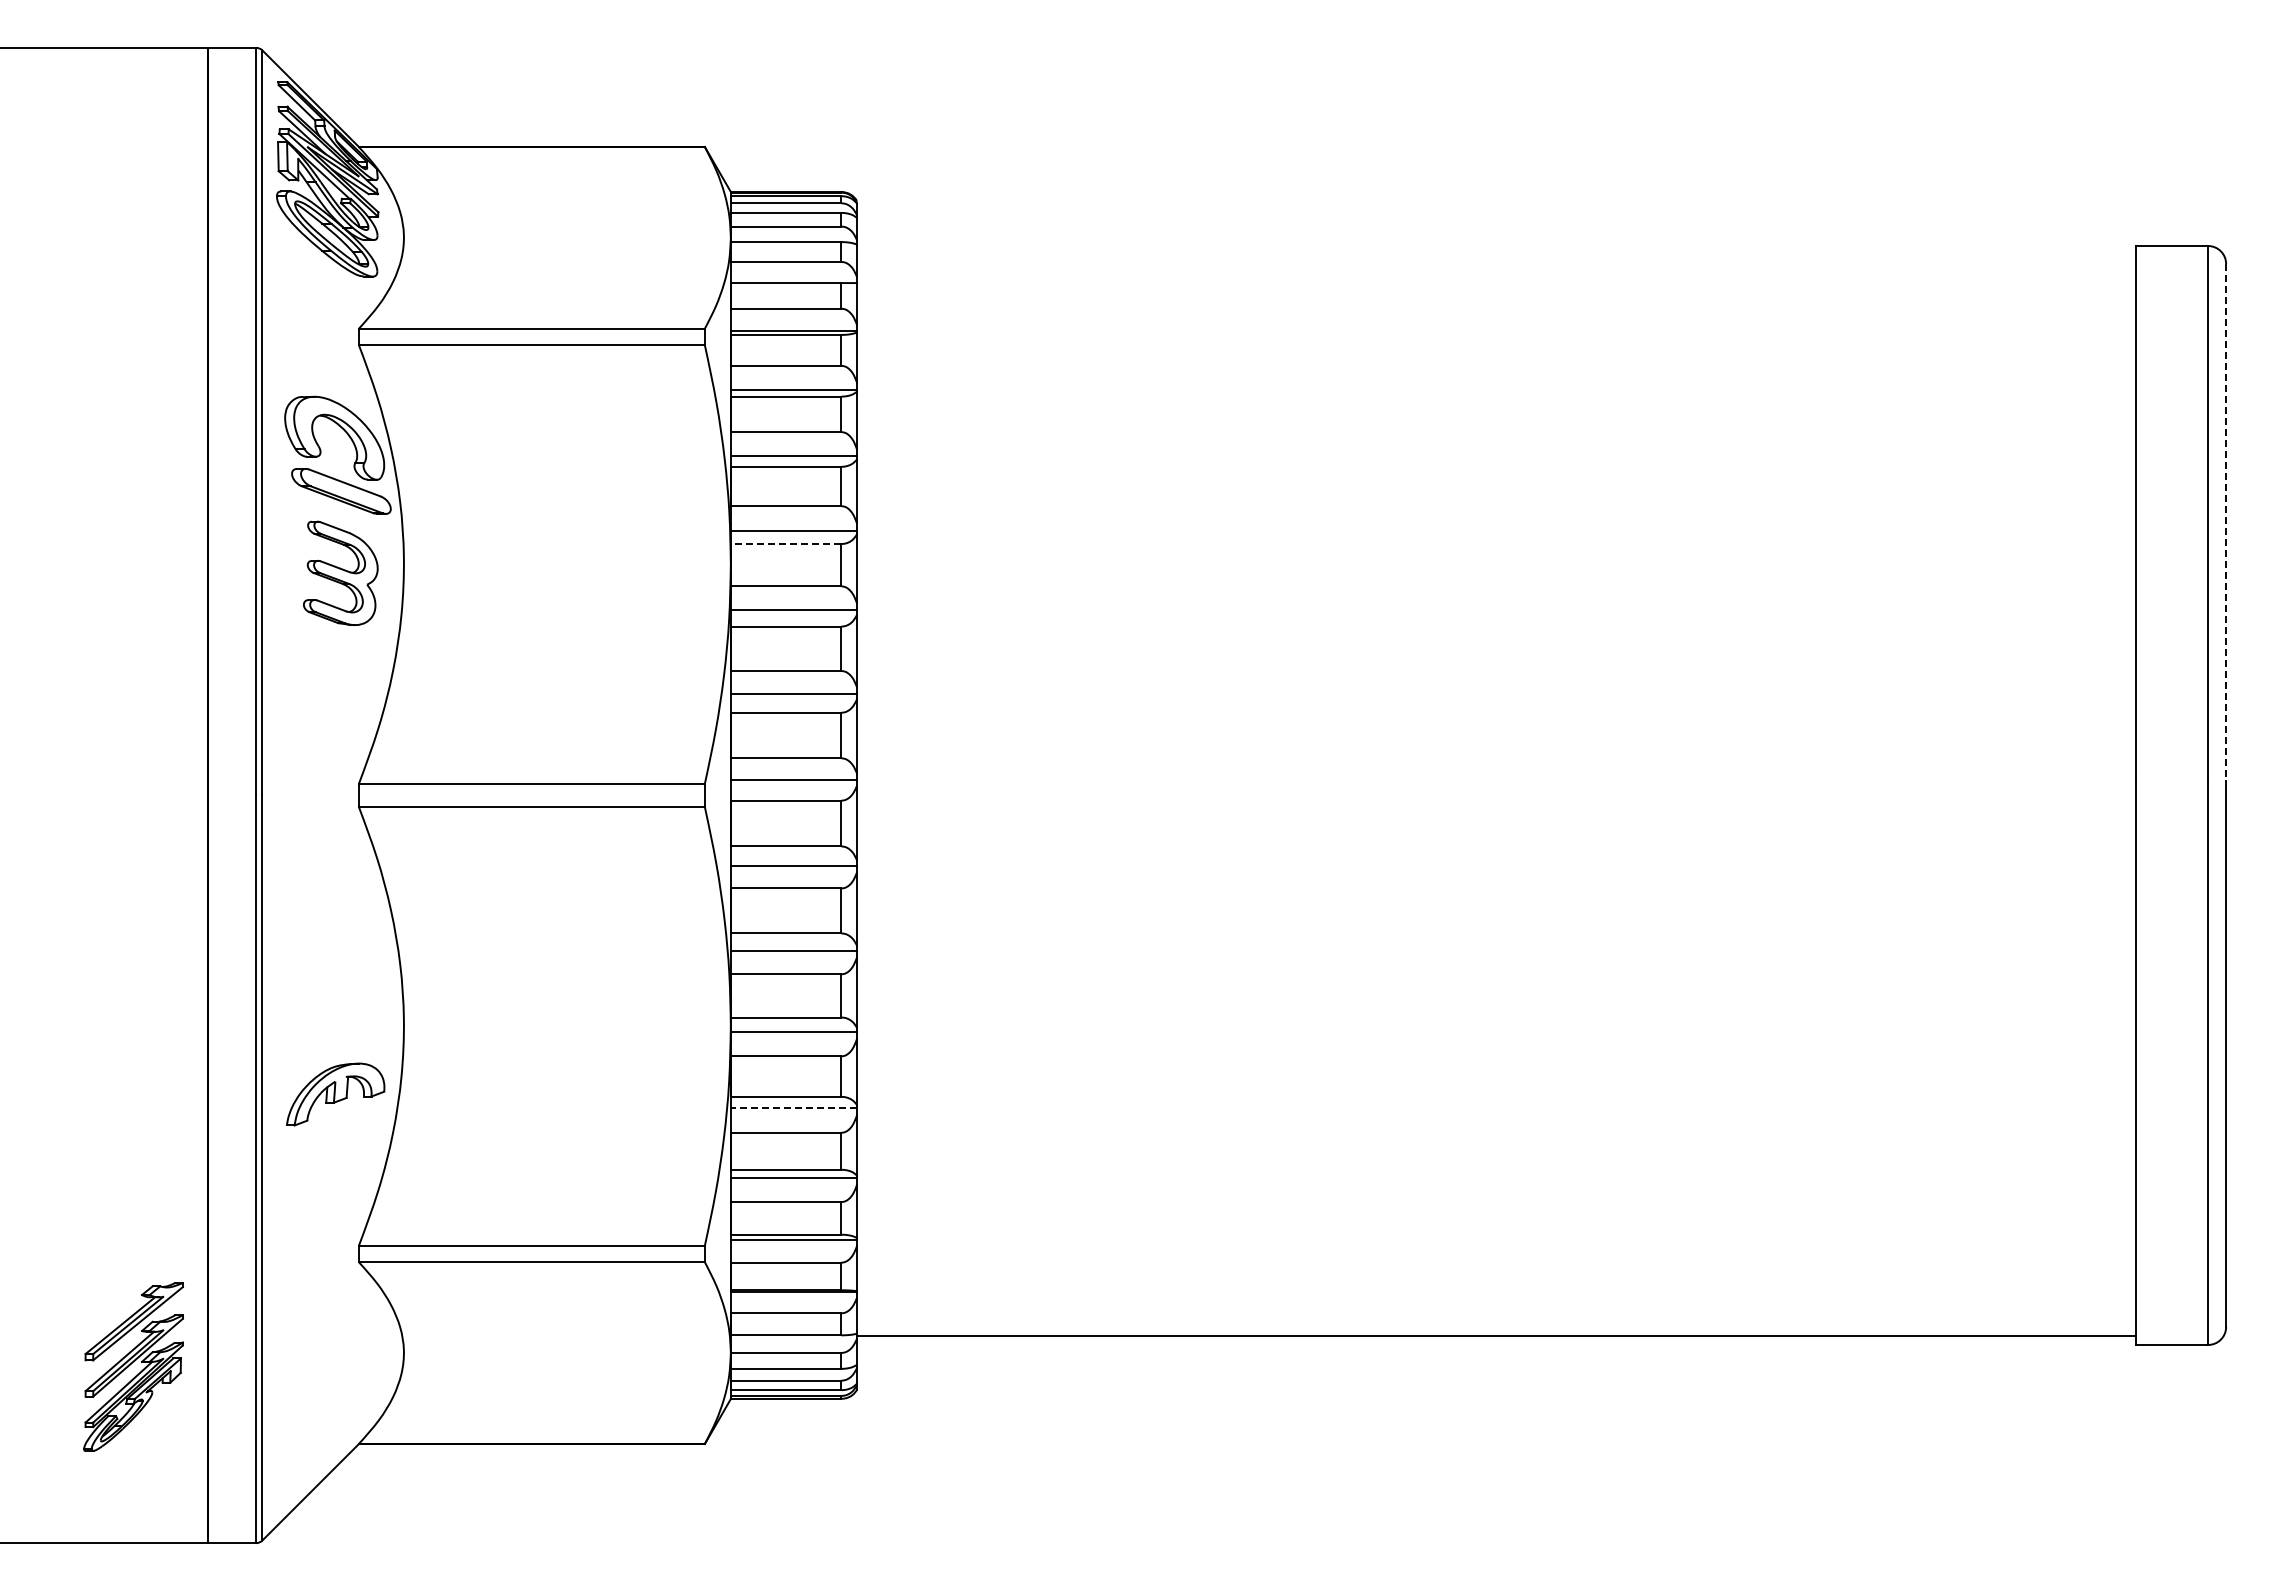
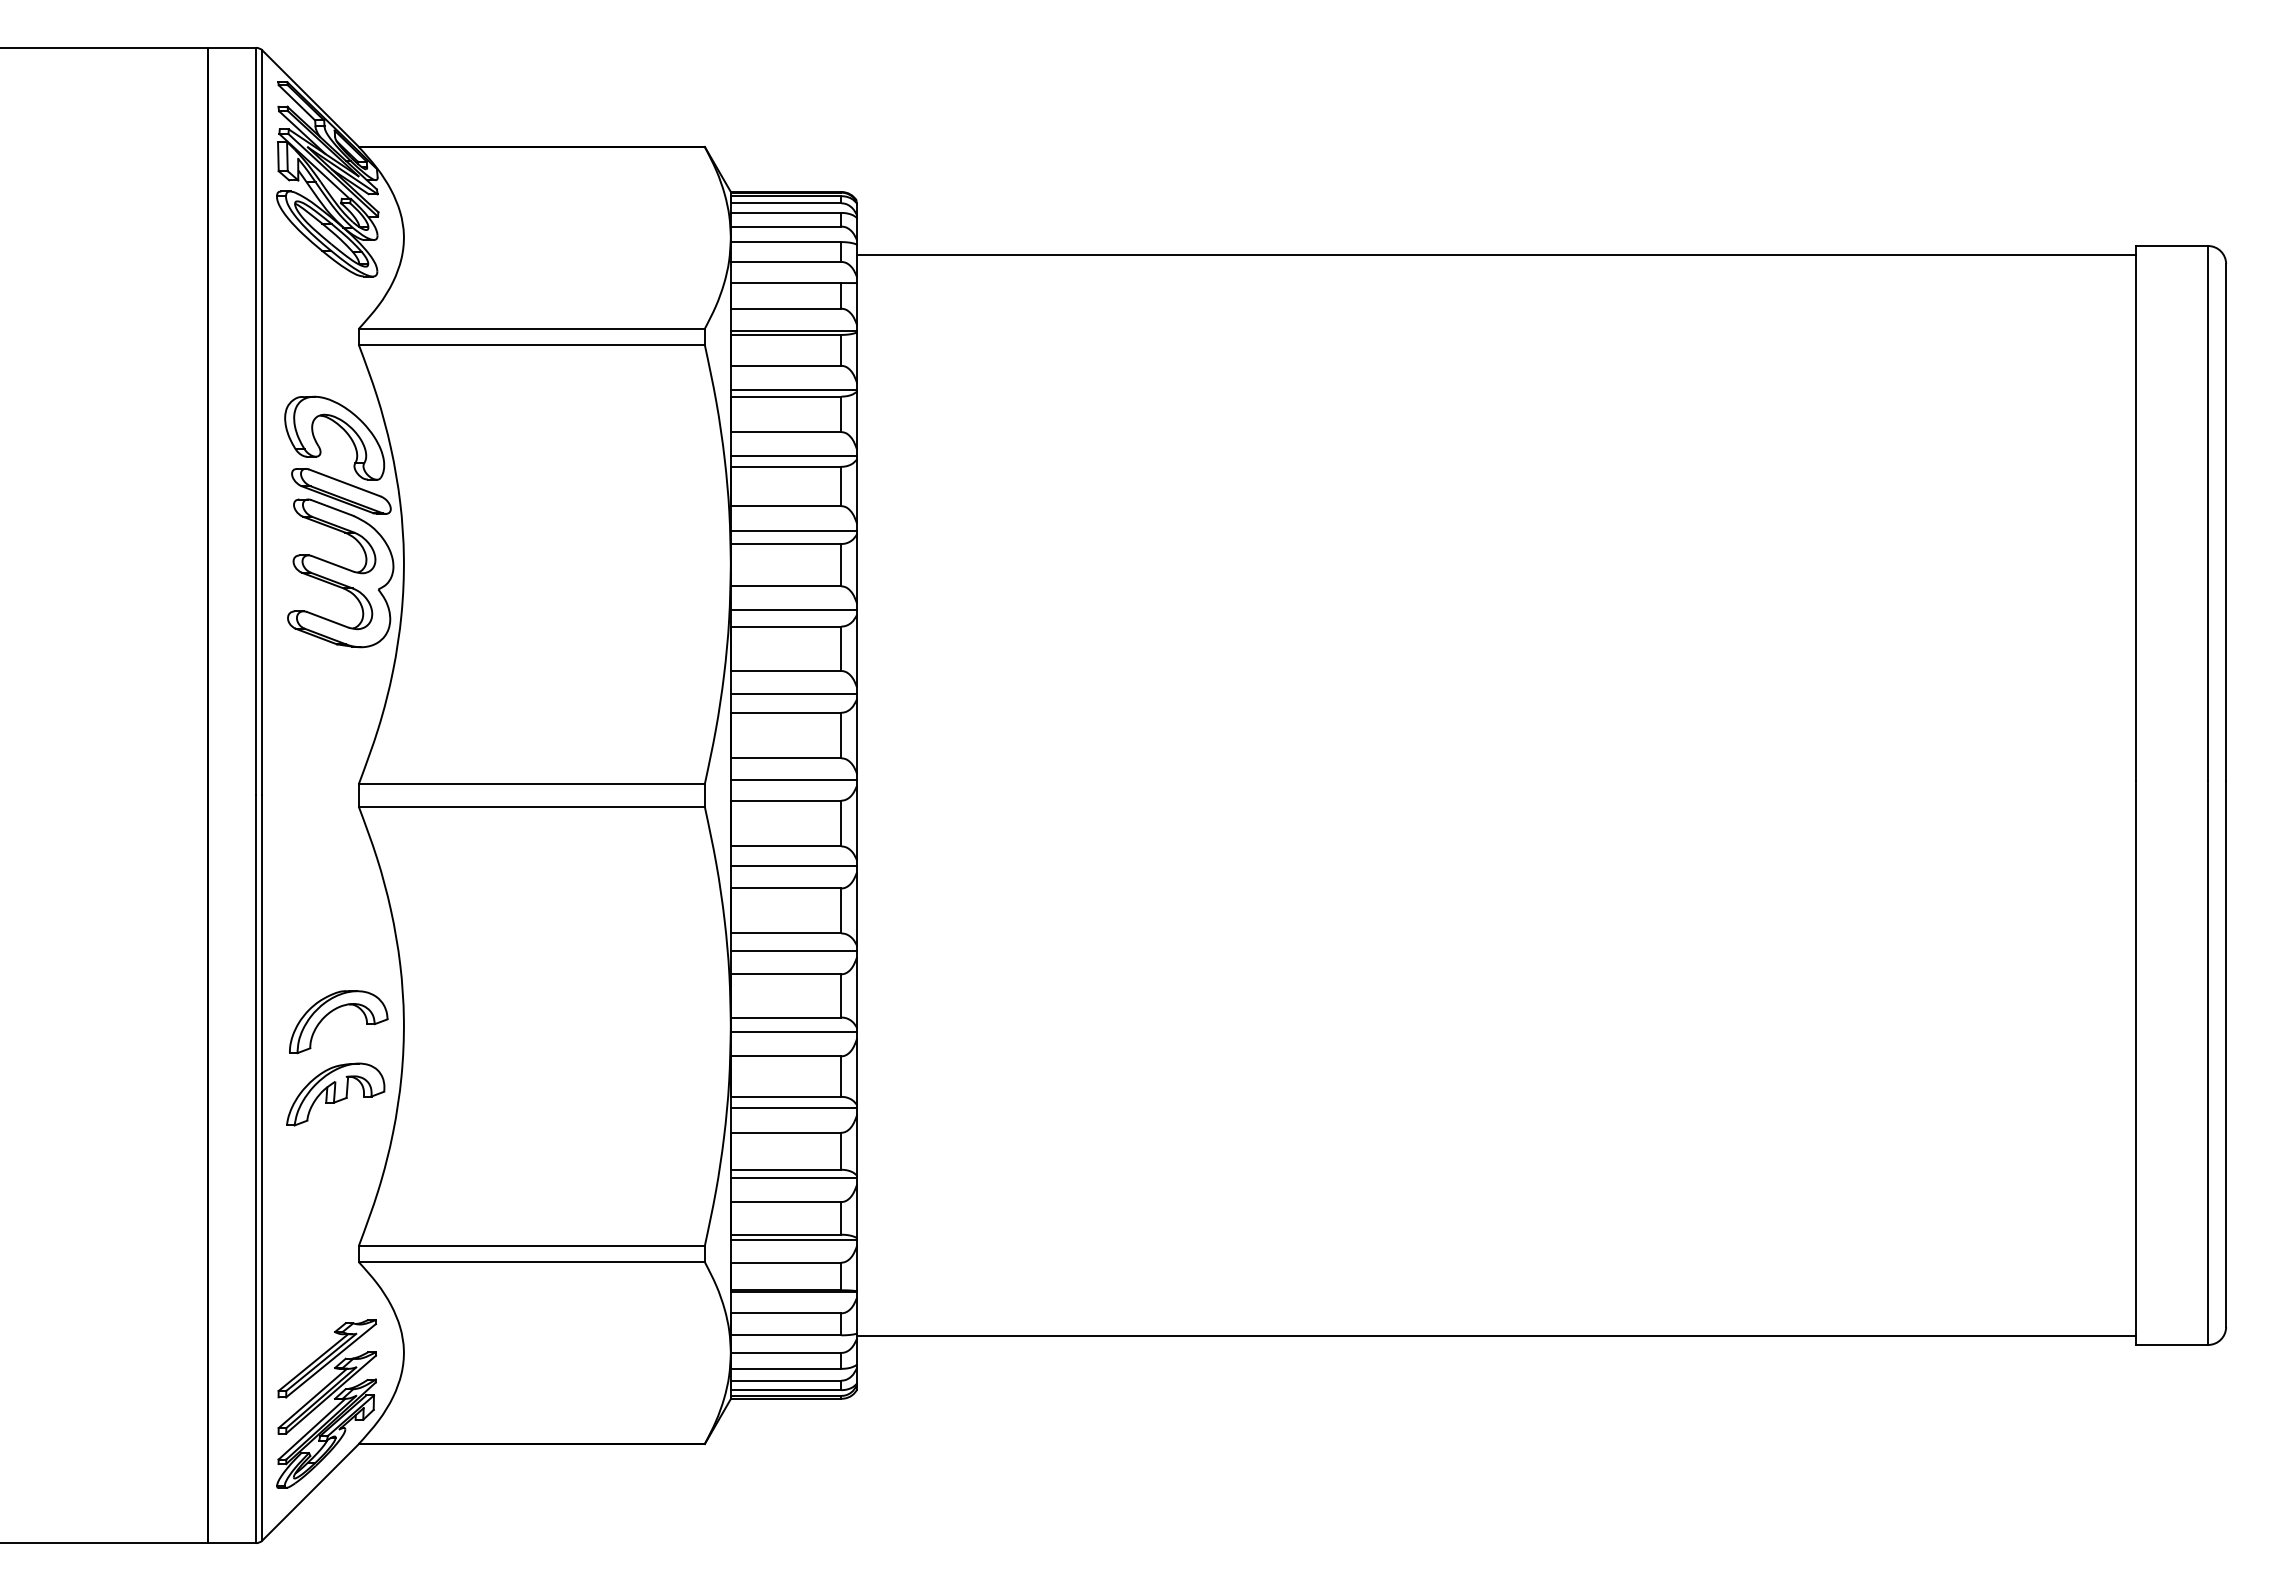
line: none -> present (1496, 255)
line: dashed -> solid (2226, 522)
line: dashed -> solid (785, 544)
part size: 76x106 px -> 108x151 px (340, 573)
part: none -> present (330, 1013)
line: dashed -> solid (793, 1108)
part position: (133, 1366) -> (326, 1403) (326, 1403)
